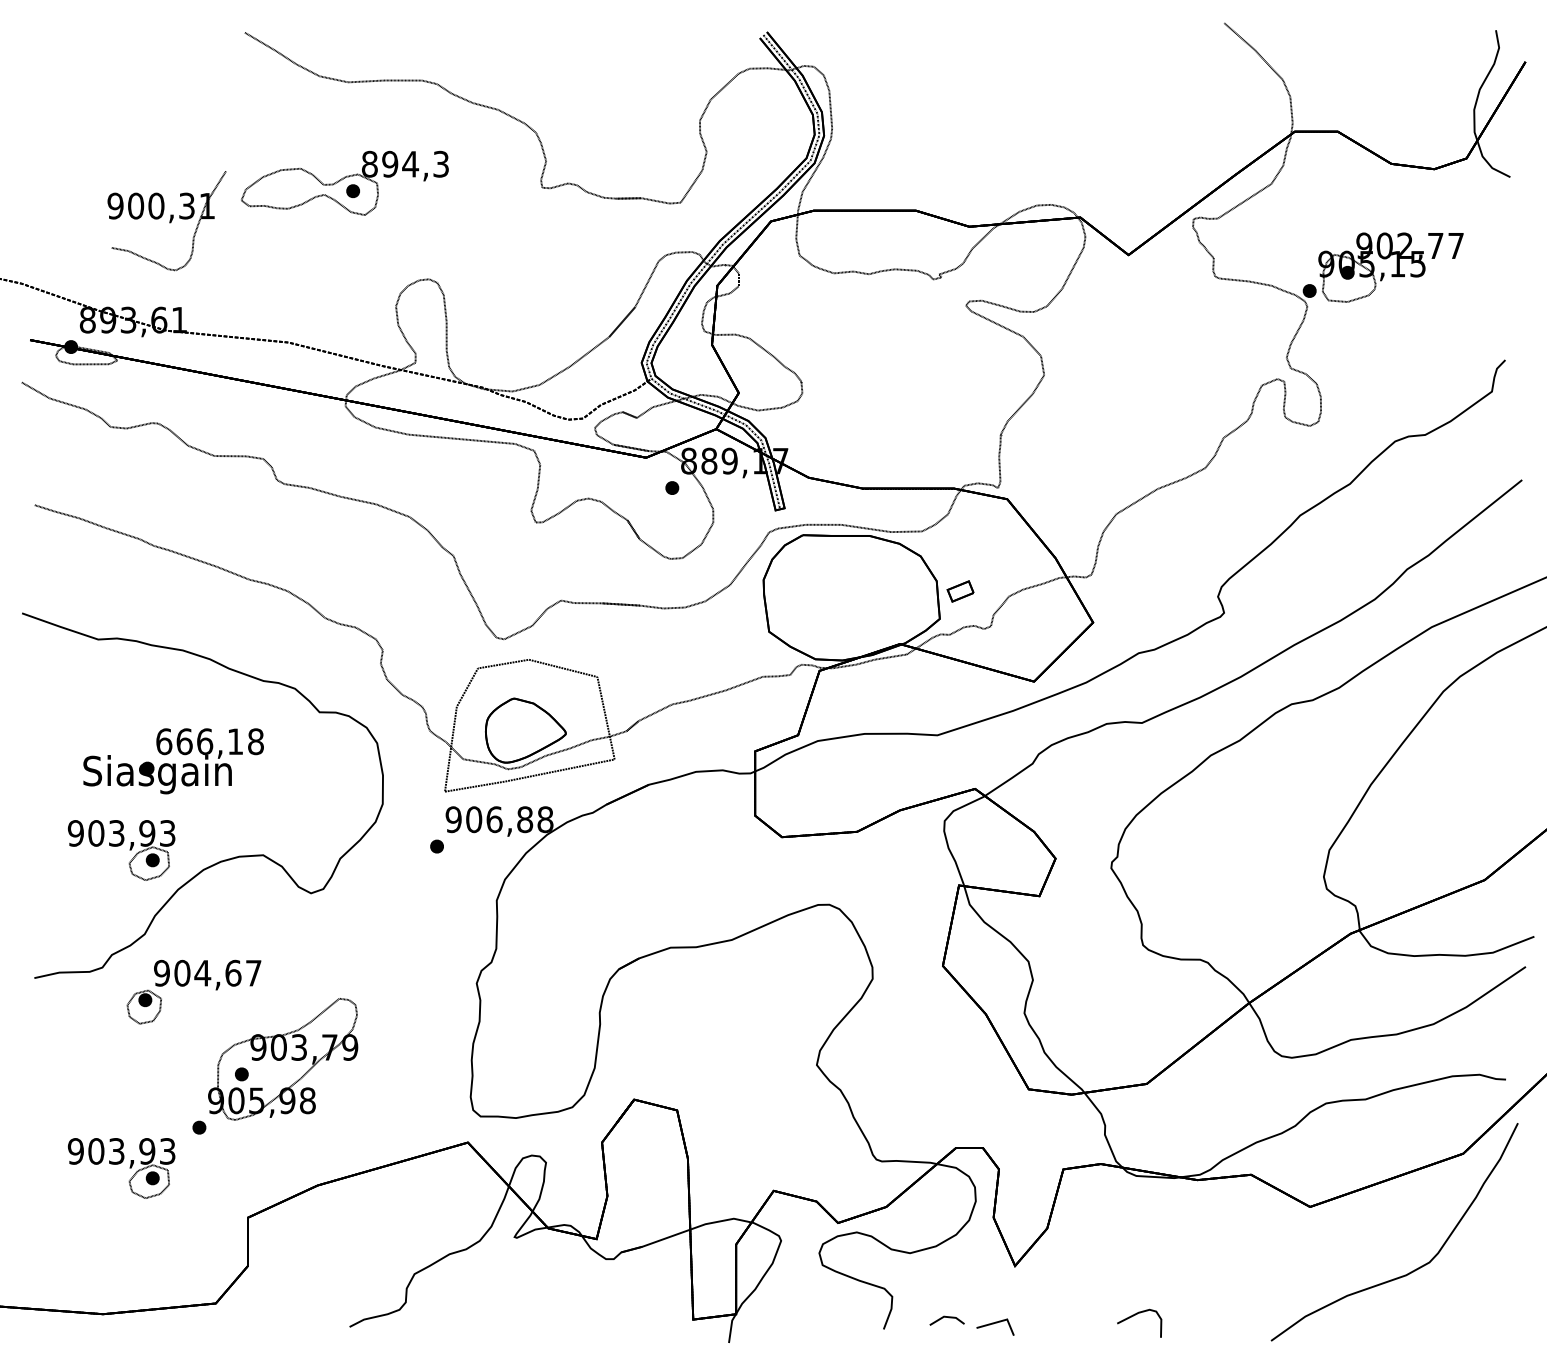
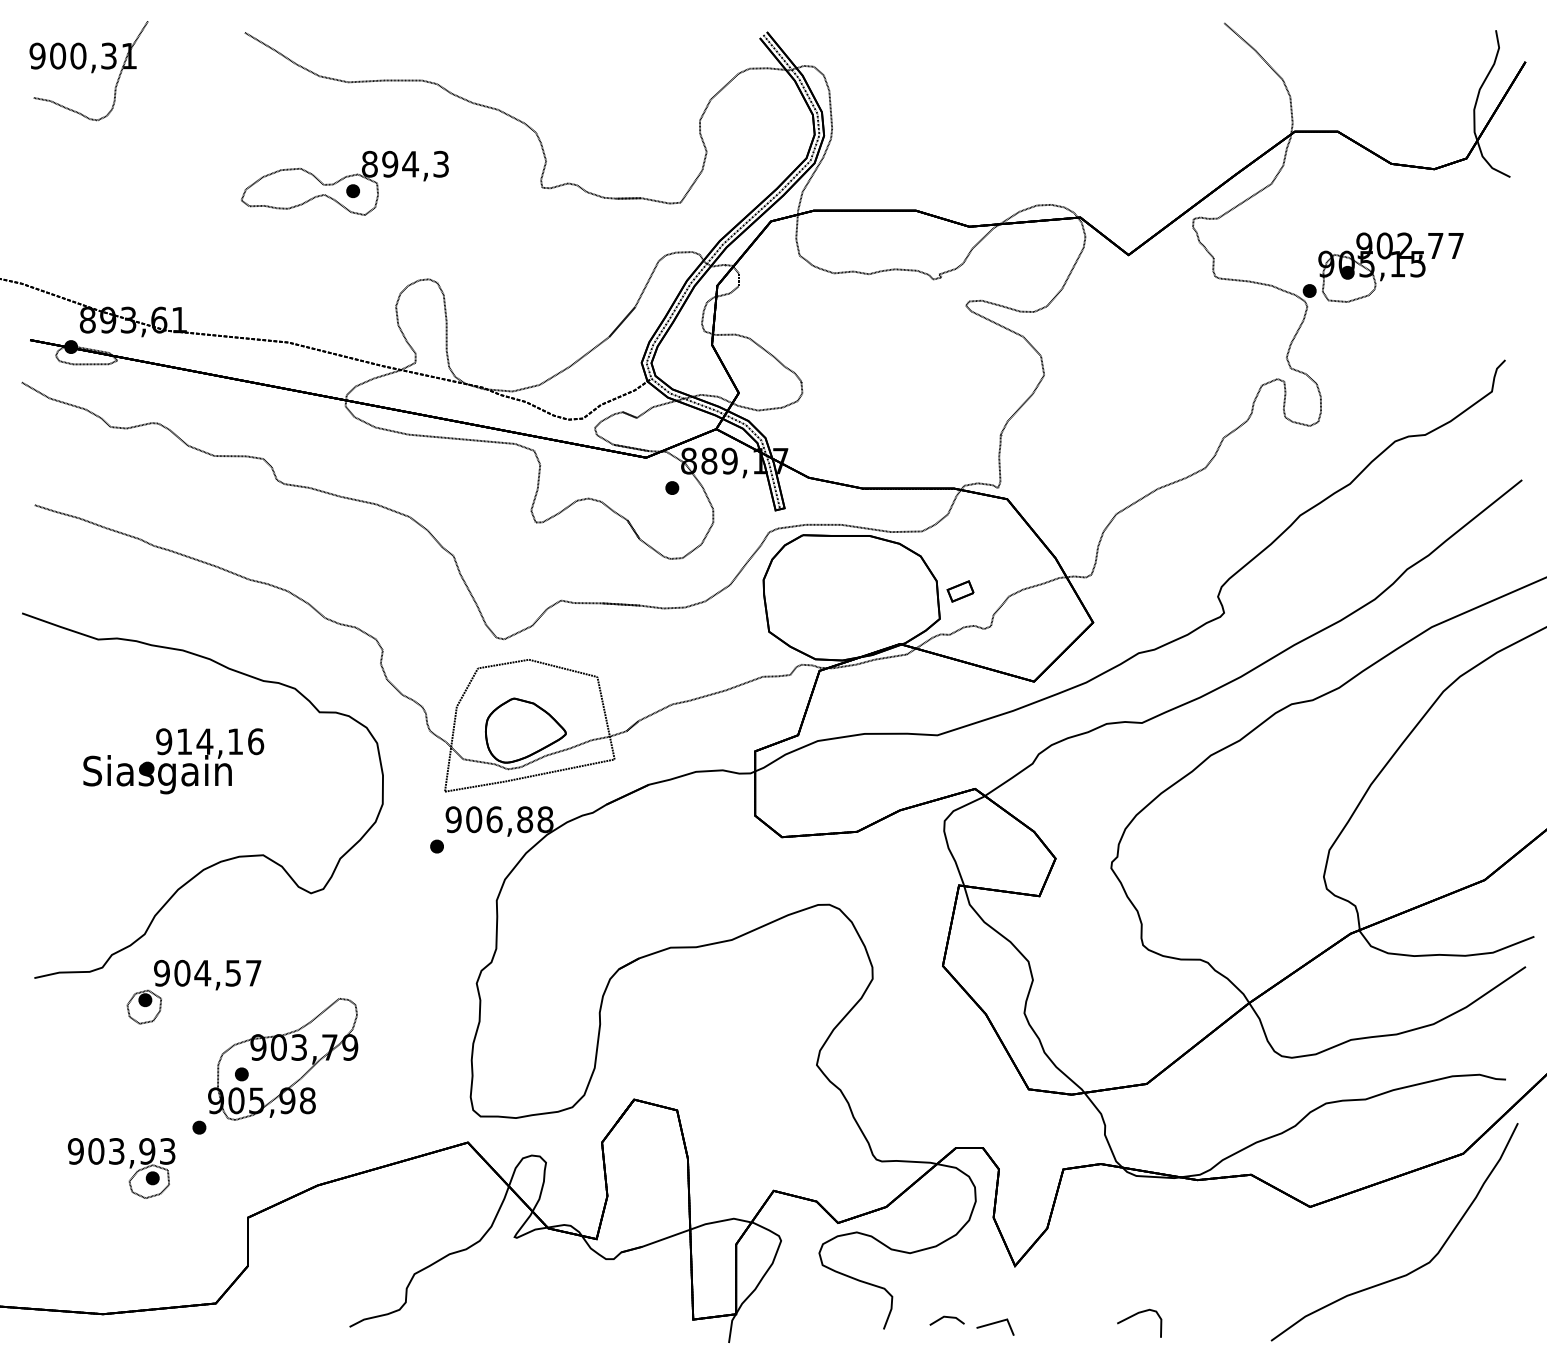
part position: (166, 221) -> (88, 71) (88, 71)
text: 666,18 -> 914,16 (210, 741)
part: present -> none (121, 850)
text: 904,67 -> 904,57 (233, 972)
